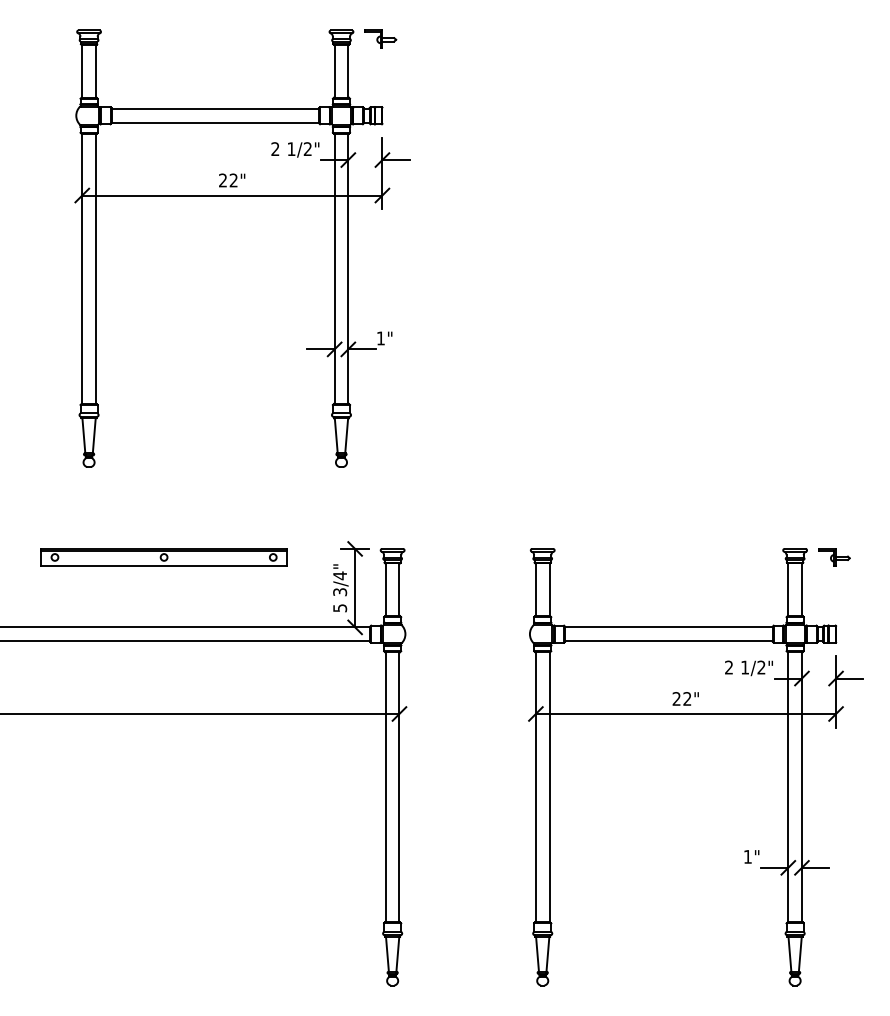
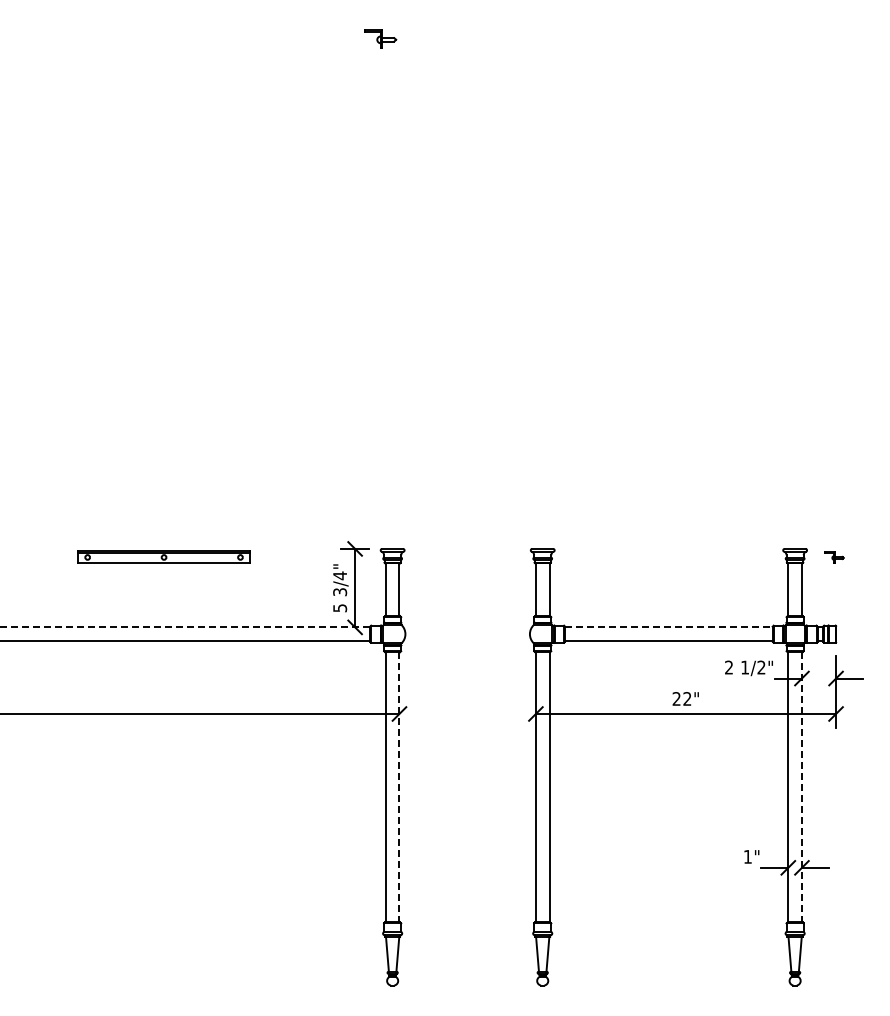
part: present -> none (242, 196)
part size: 248x19 px -> 174x14 px (163, 556)
part size: 33x19 px -> 21x13 px (834, 557)
line: solid -> dashed (185, 627)
line: solid -> dashed (668, 627)
line: solid -> dashed (399, 787)
line: solid -> dashed (801, 787)
